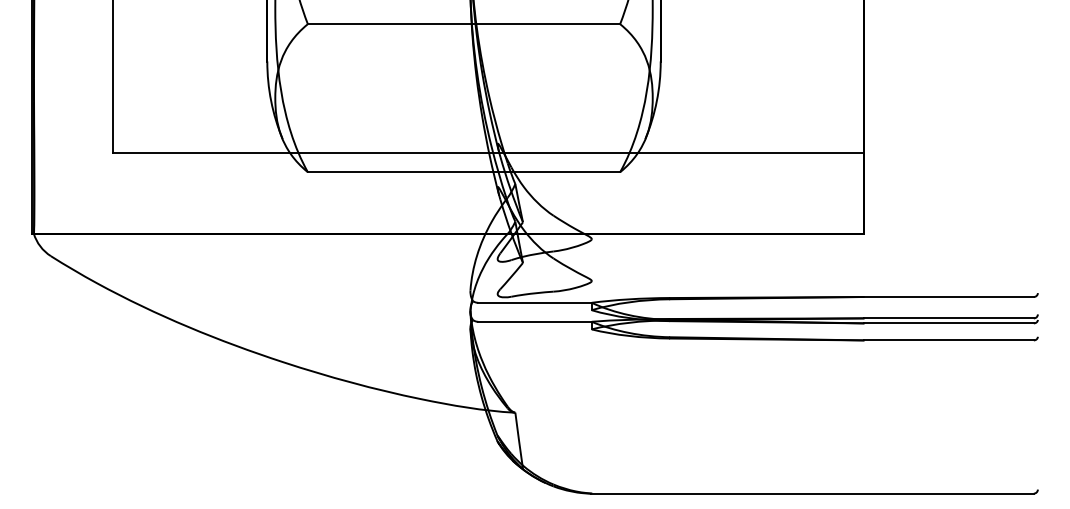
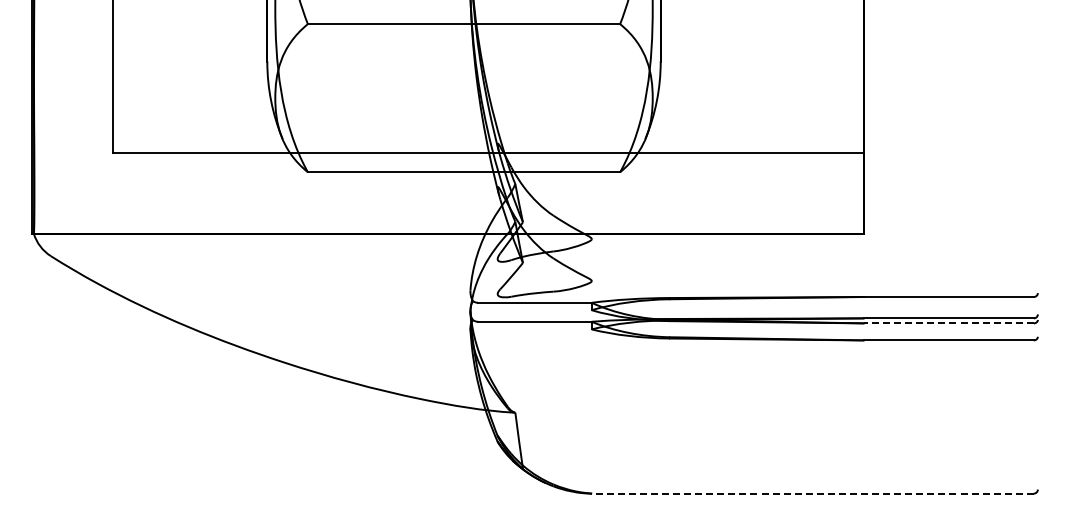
line: solid -> dashed (948, 323)
line: solid -> dashed (812, 493)
